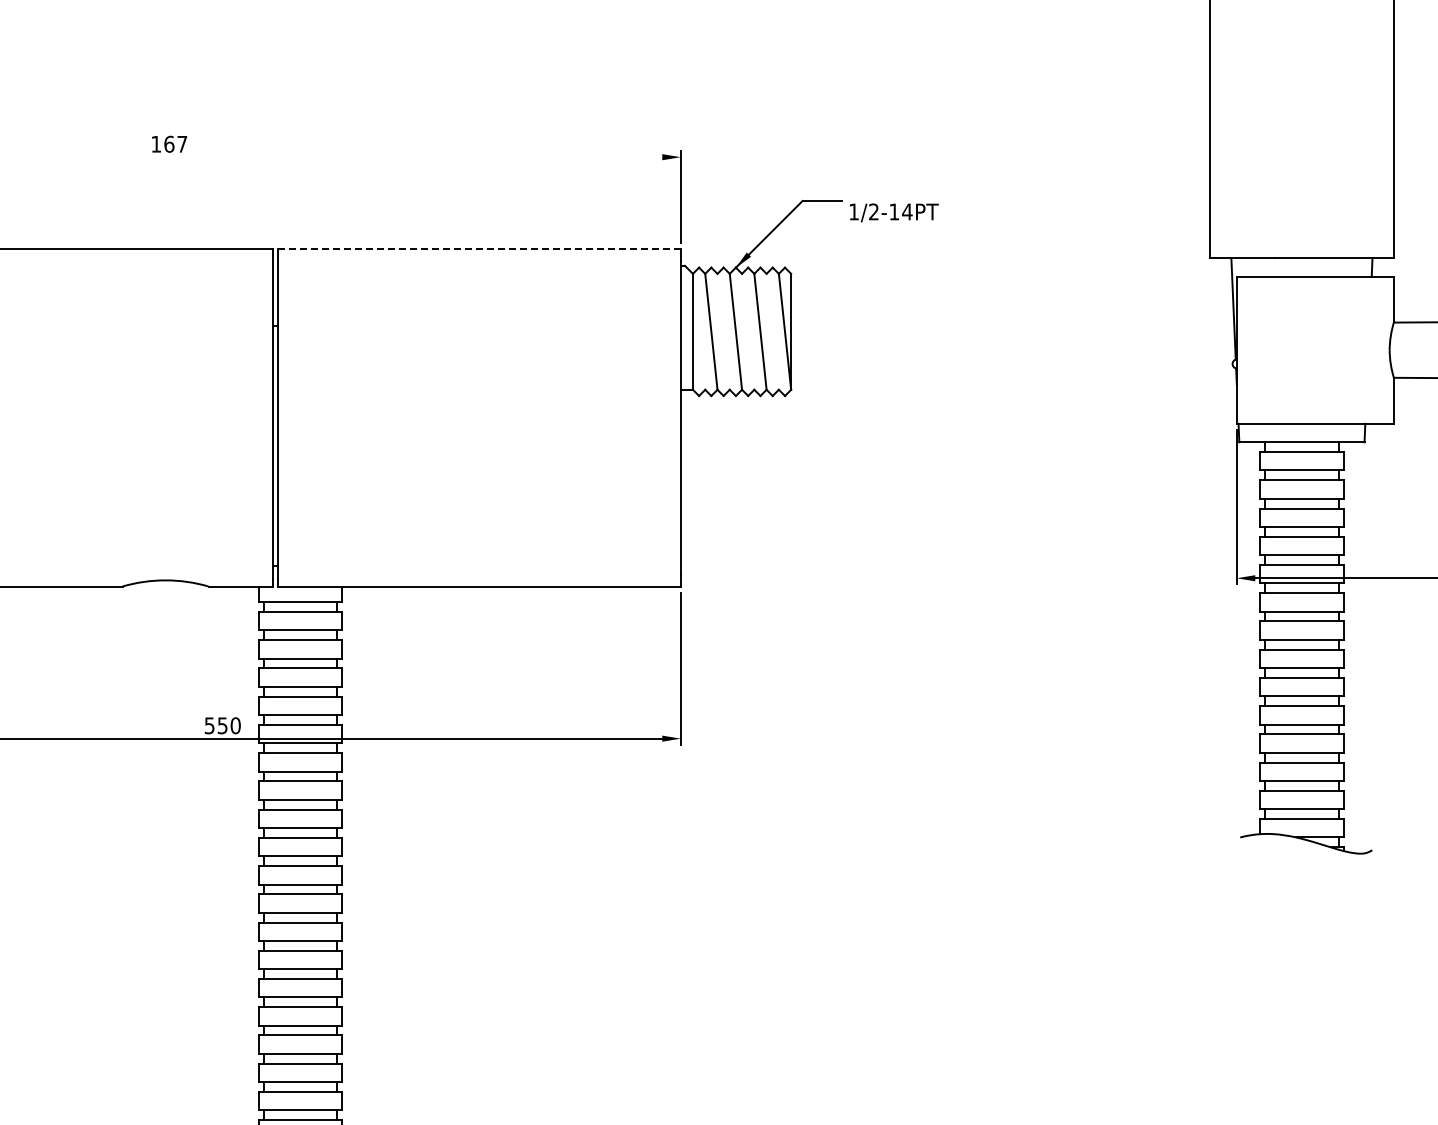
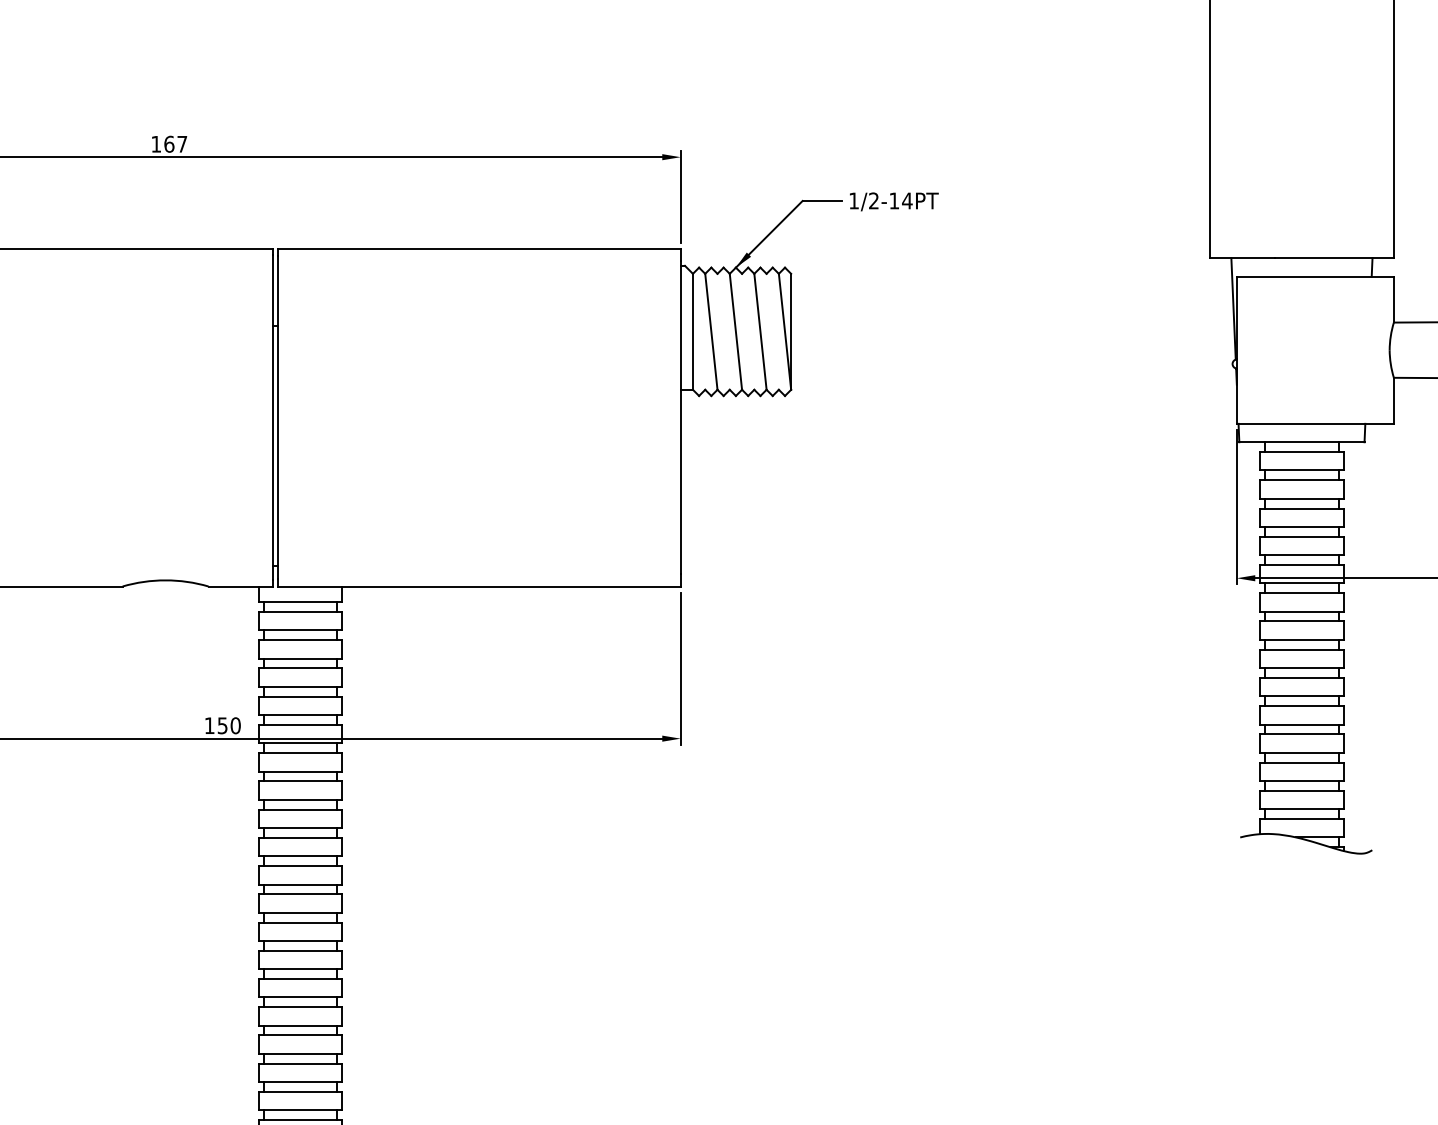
line: none -> present (332, 157)
text position: (894, 212) -> (894, 201) (894, 201)
line: dashed -> solid (479, 248)
text: 550 -> 150 (209, 725)
